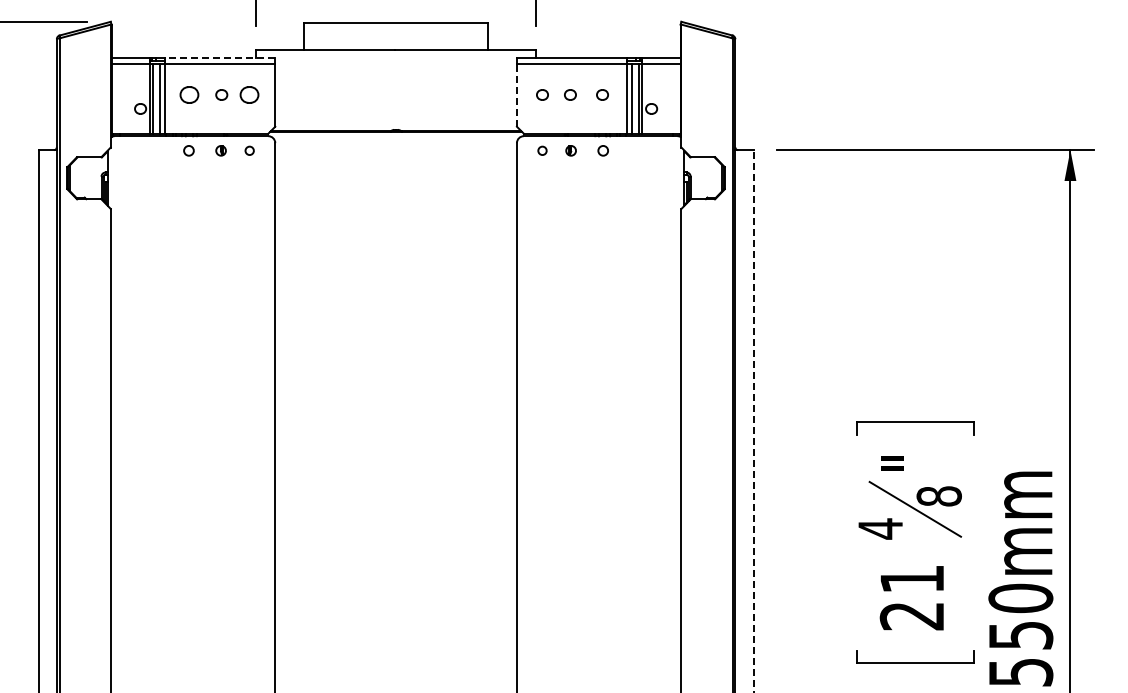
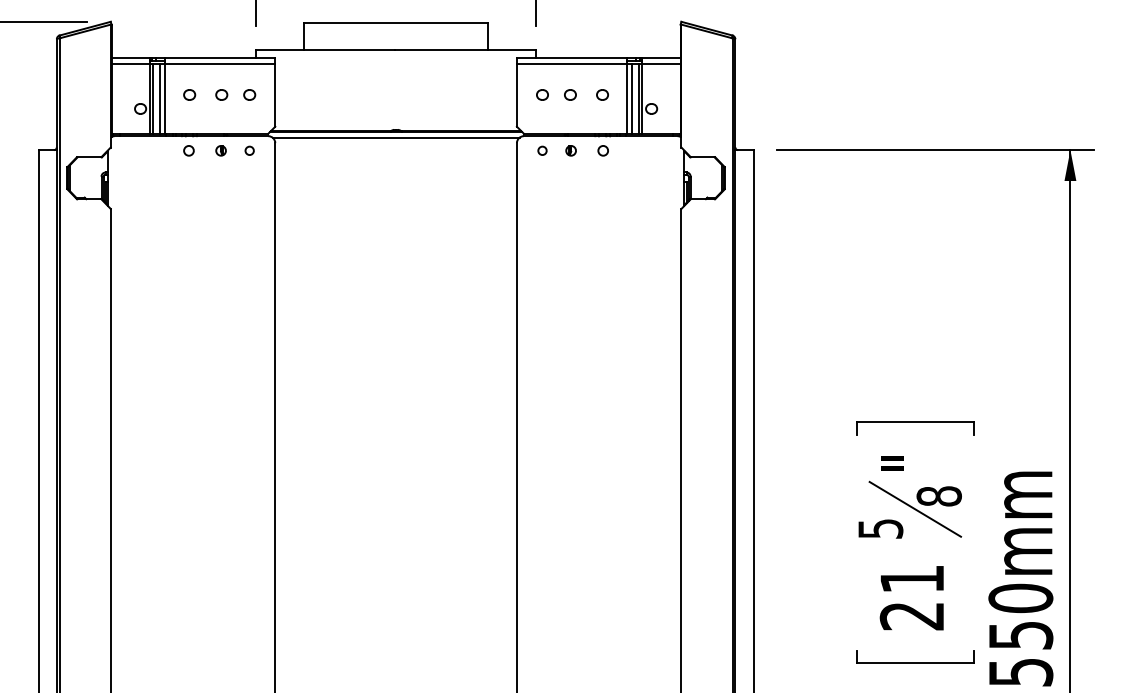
line: dashed -> solid (219, 58)
part size: 21x18 px -> 14x12 px (189, 94)
part size: 21x18 px -> 14x12 px (249, 94)
line: dashed -> solid (516, 94)
line: none -> present (395, 137)
line: dashed -> solid (753, 421)
text: 4 -> 5 (880, 528)
